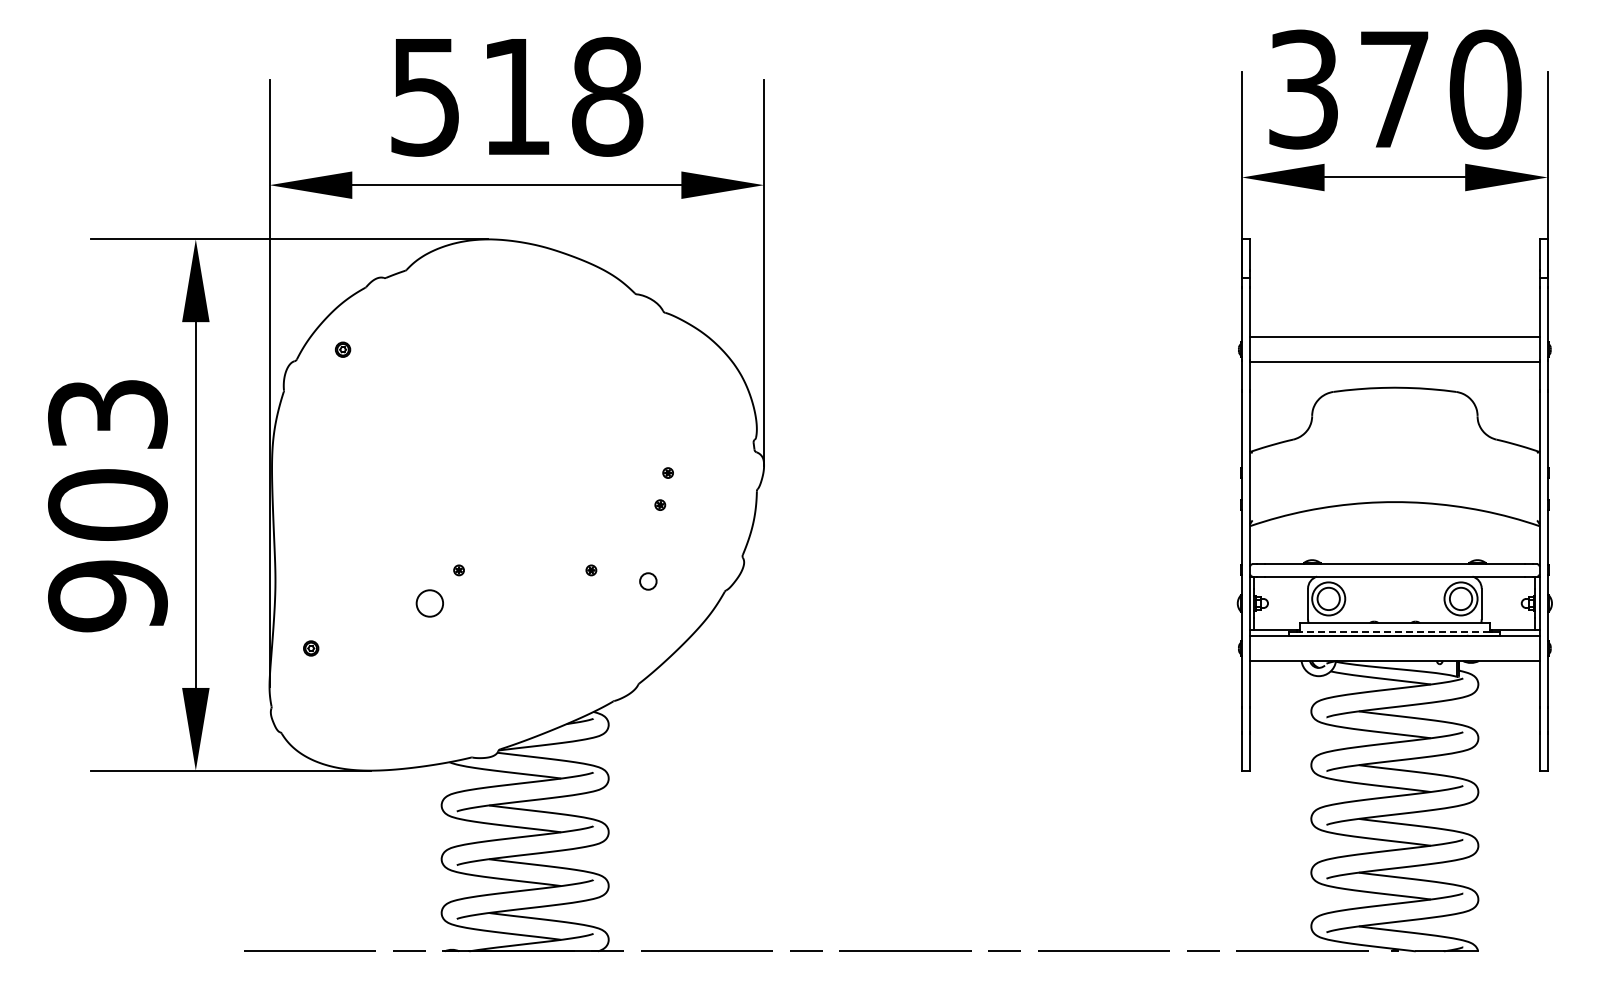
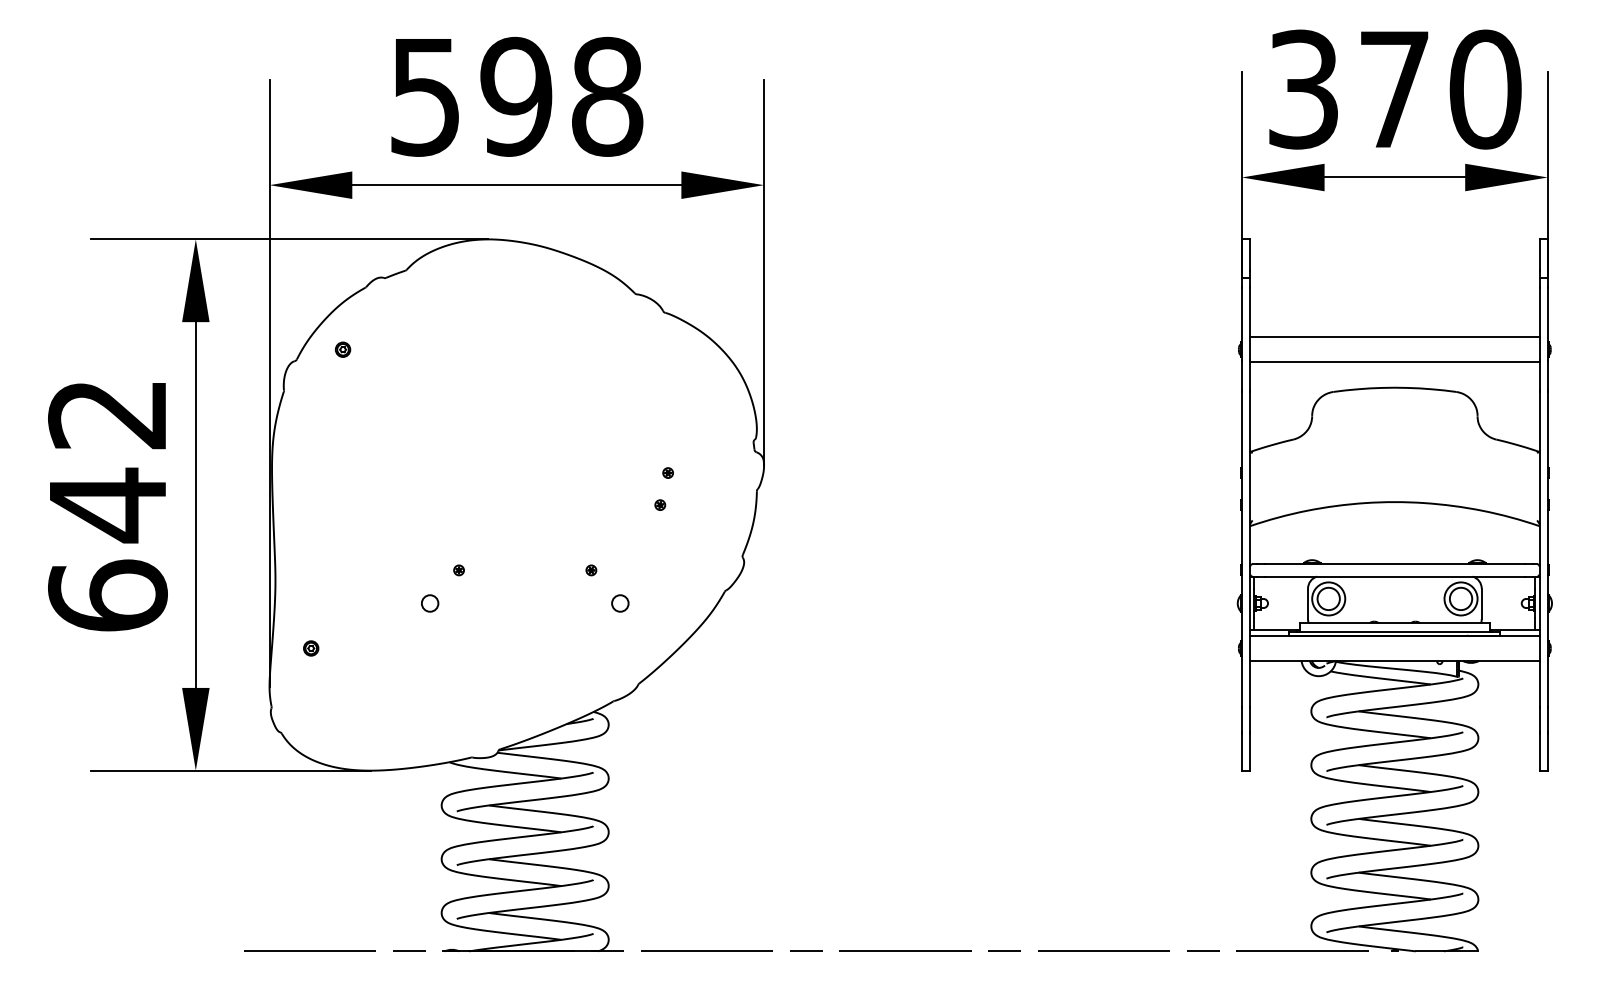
text: 518 -> 598 (516, 96)
text: 903 -> 642 (107, 506)
circle position: (648, 581) -> (620, 603) (620, 603)
circle size: 29x29 px -> 19x19 px (430, 603)
line: dashed -> solid (1394, 631)
